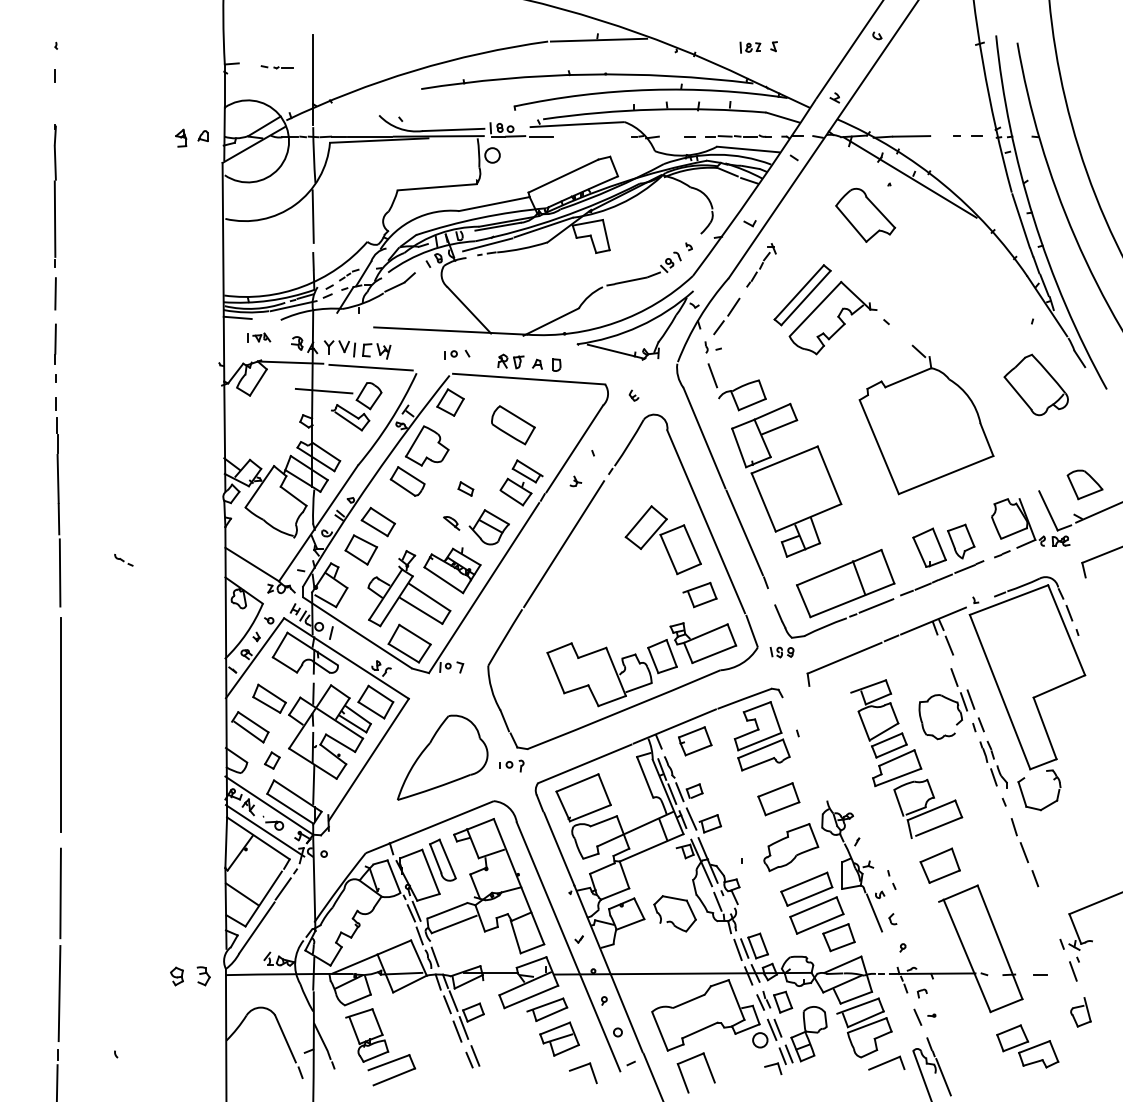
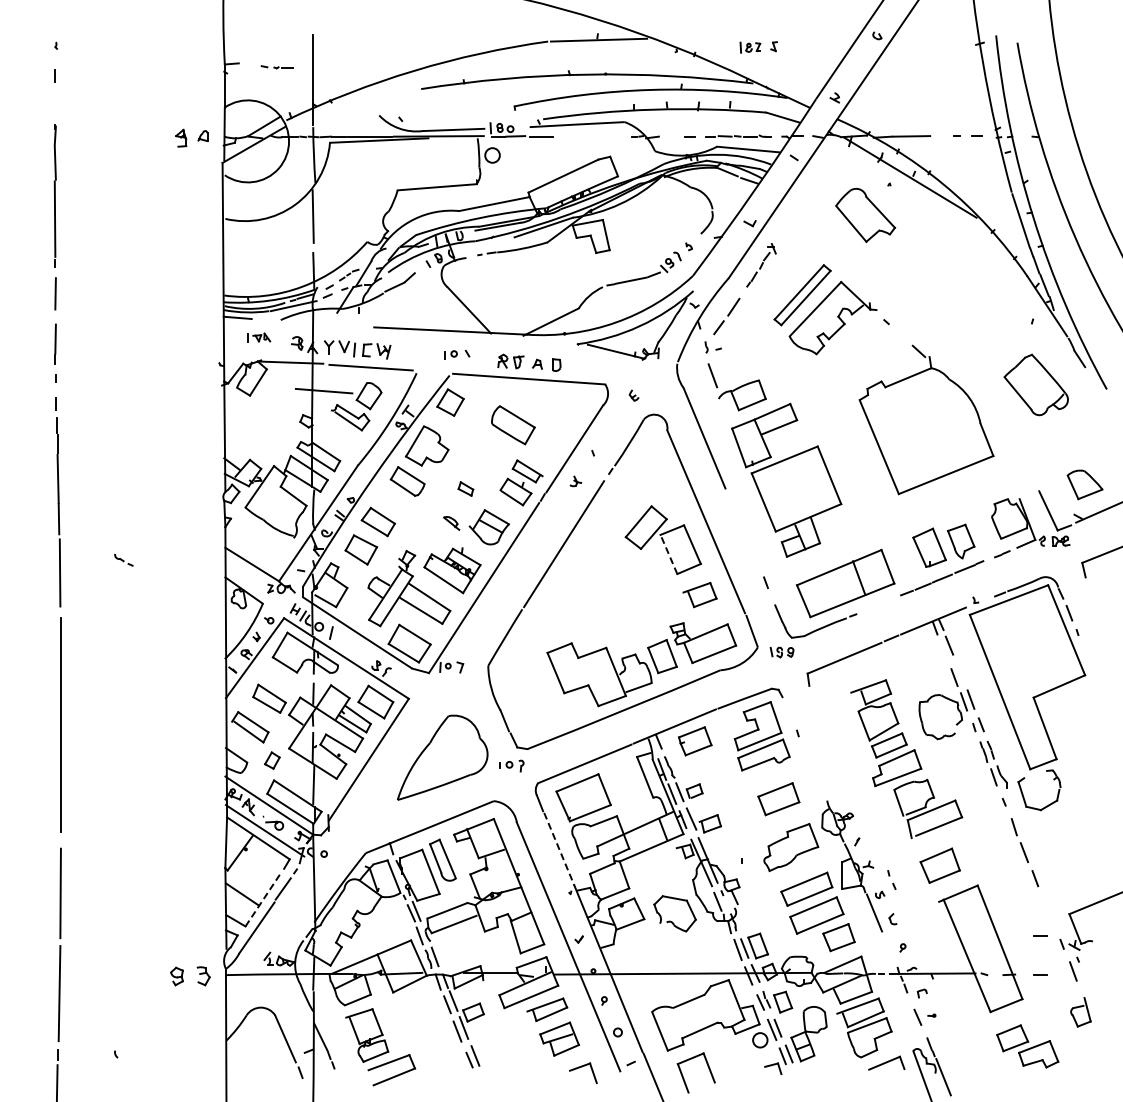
line: present -> none (487, 244)
line: present -> none (744, 532)
line: solid -> dashed (668, 554)
line: present -> none (876, 605)
line: solid -> dashed (559, 849)
line: solid -> dashed (263, 899)
line: none -> present (1040, 935)
